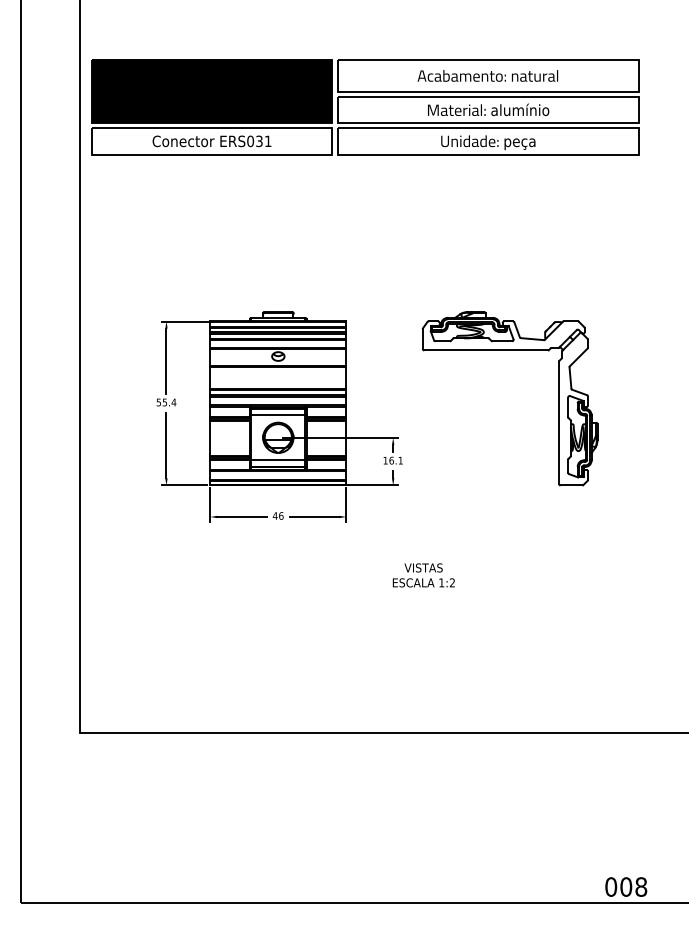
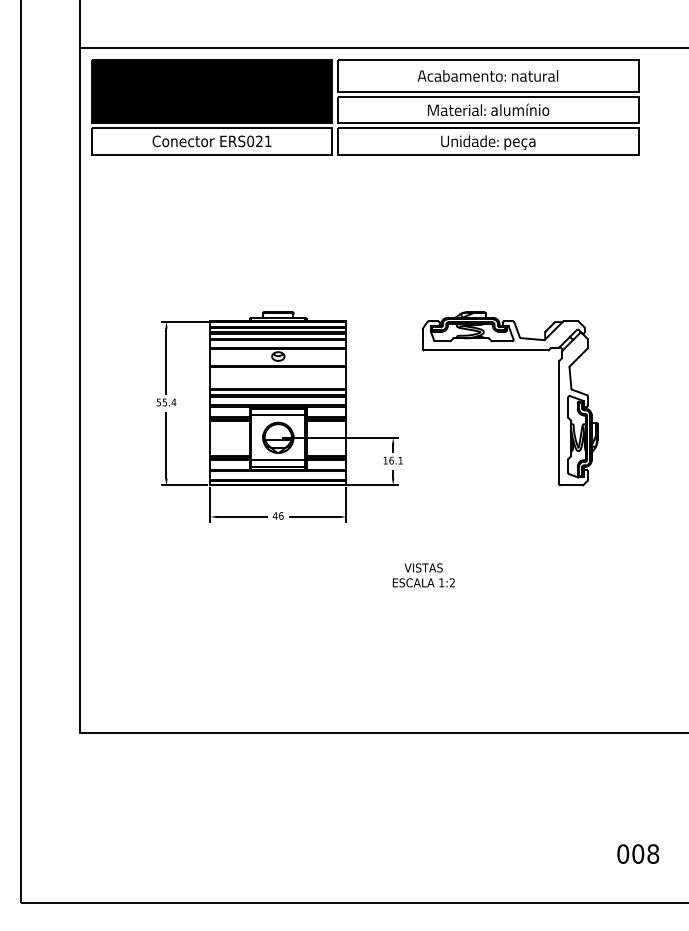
line: none -> present (382, 47)
text: ERS031 -> ERS021 (259, 141)
text position: (626, 886) -> (638, 853) (638, 853)
